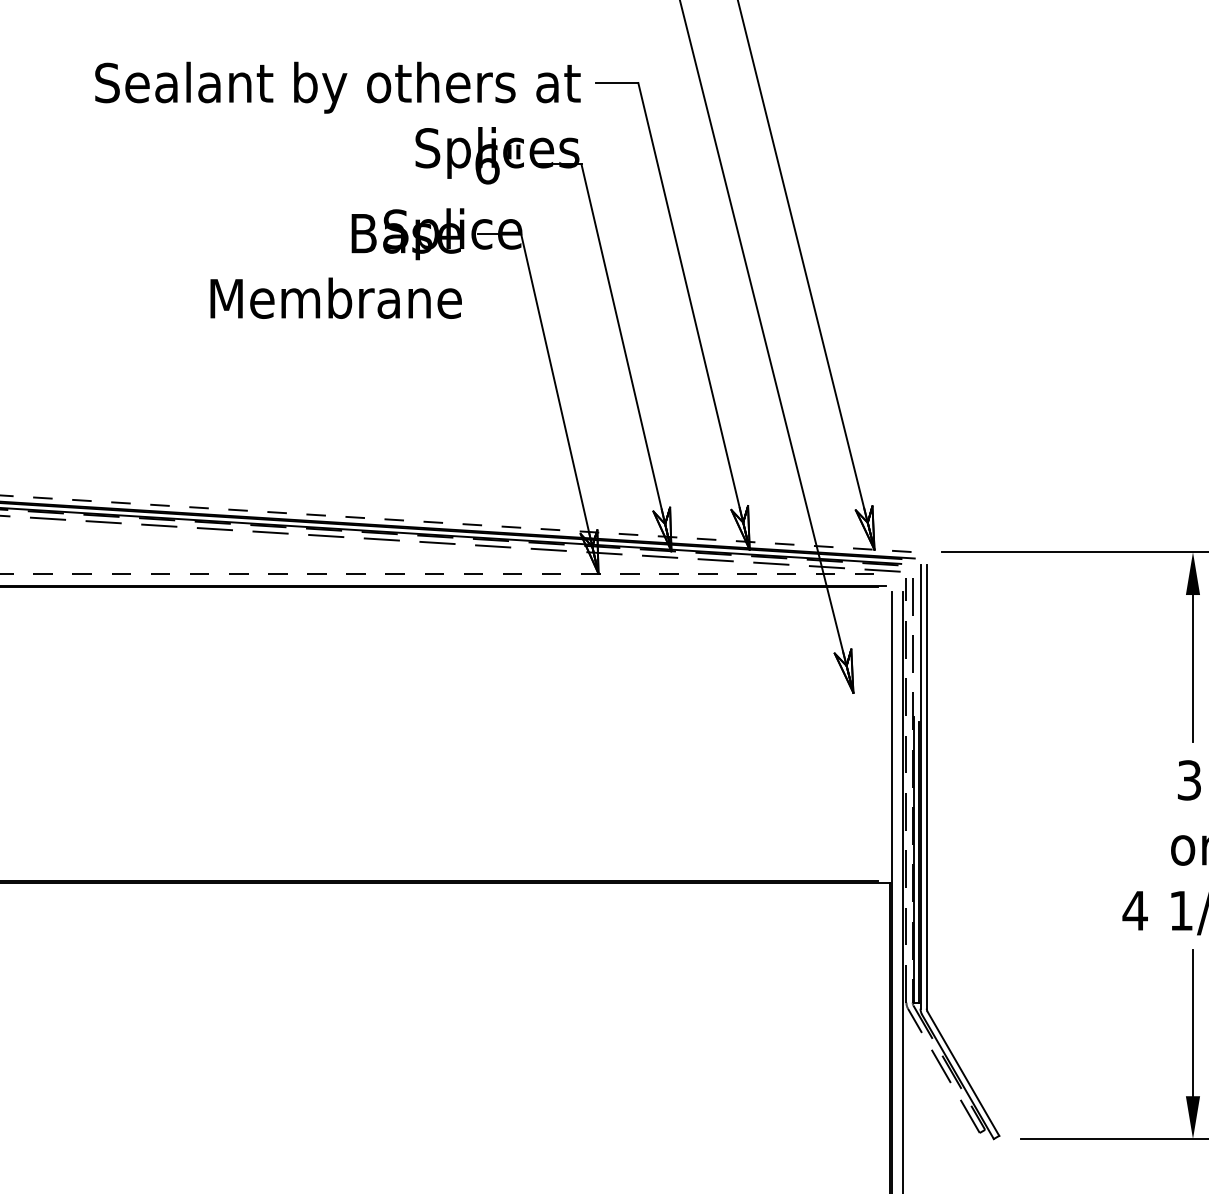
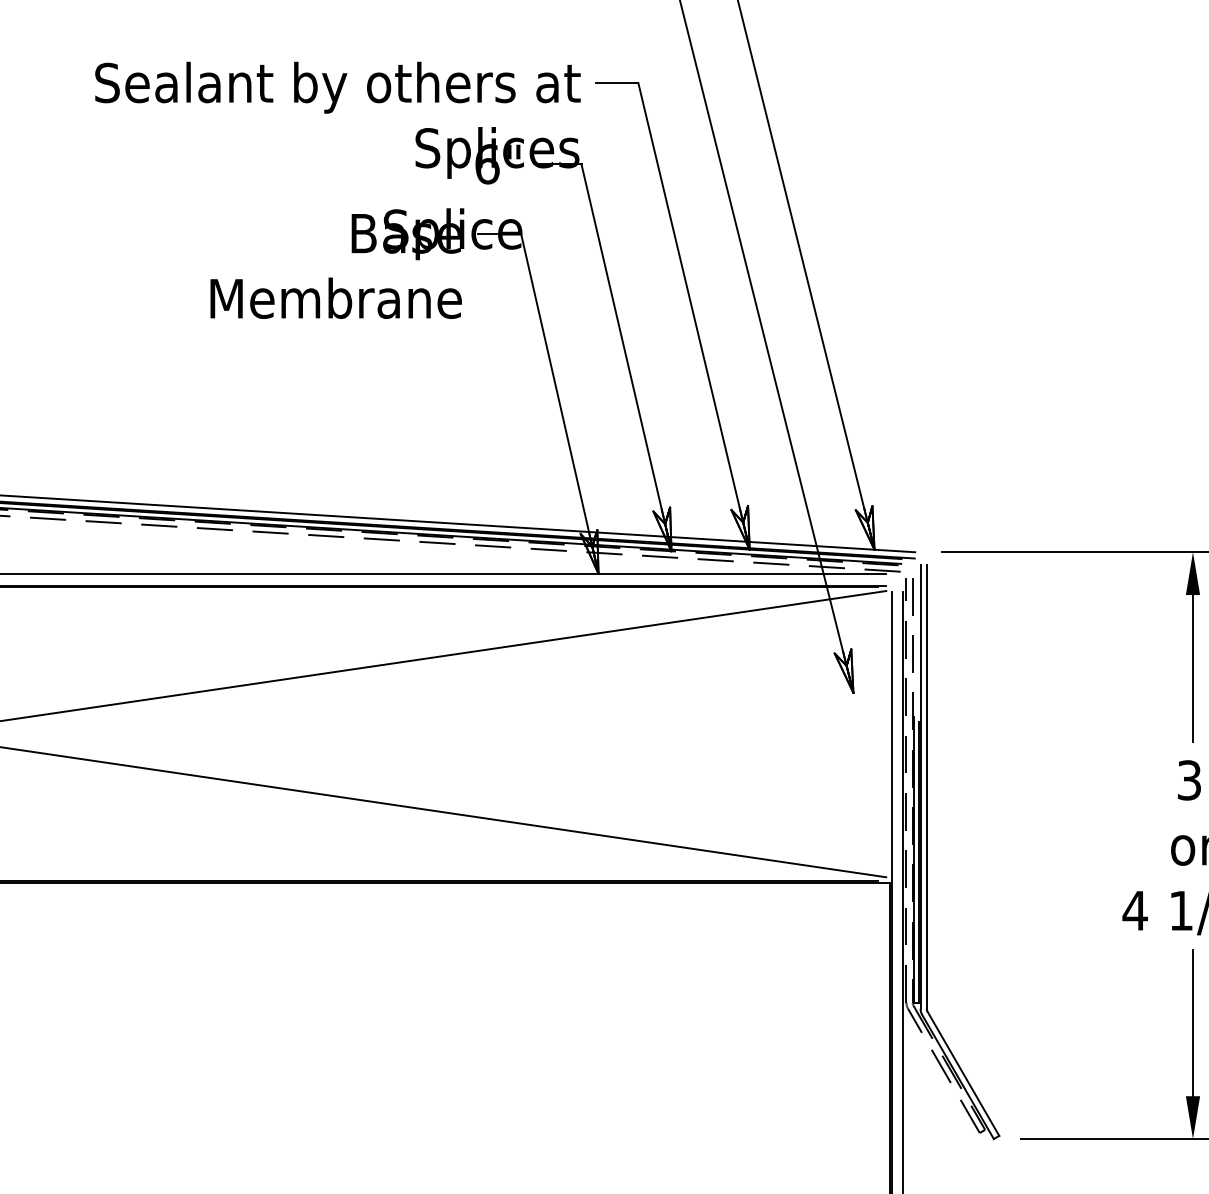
line: dashed -> solid (458, 523)
line: dashed -> solid (443, 573)
line: none -> present (444, 655)
line: none -> present (444, 812)
